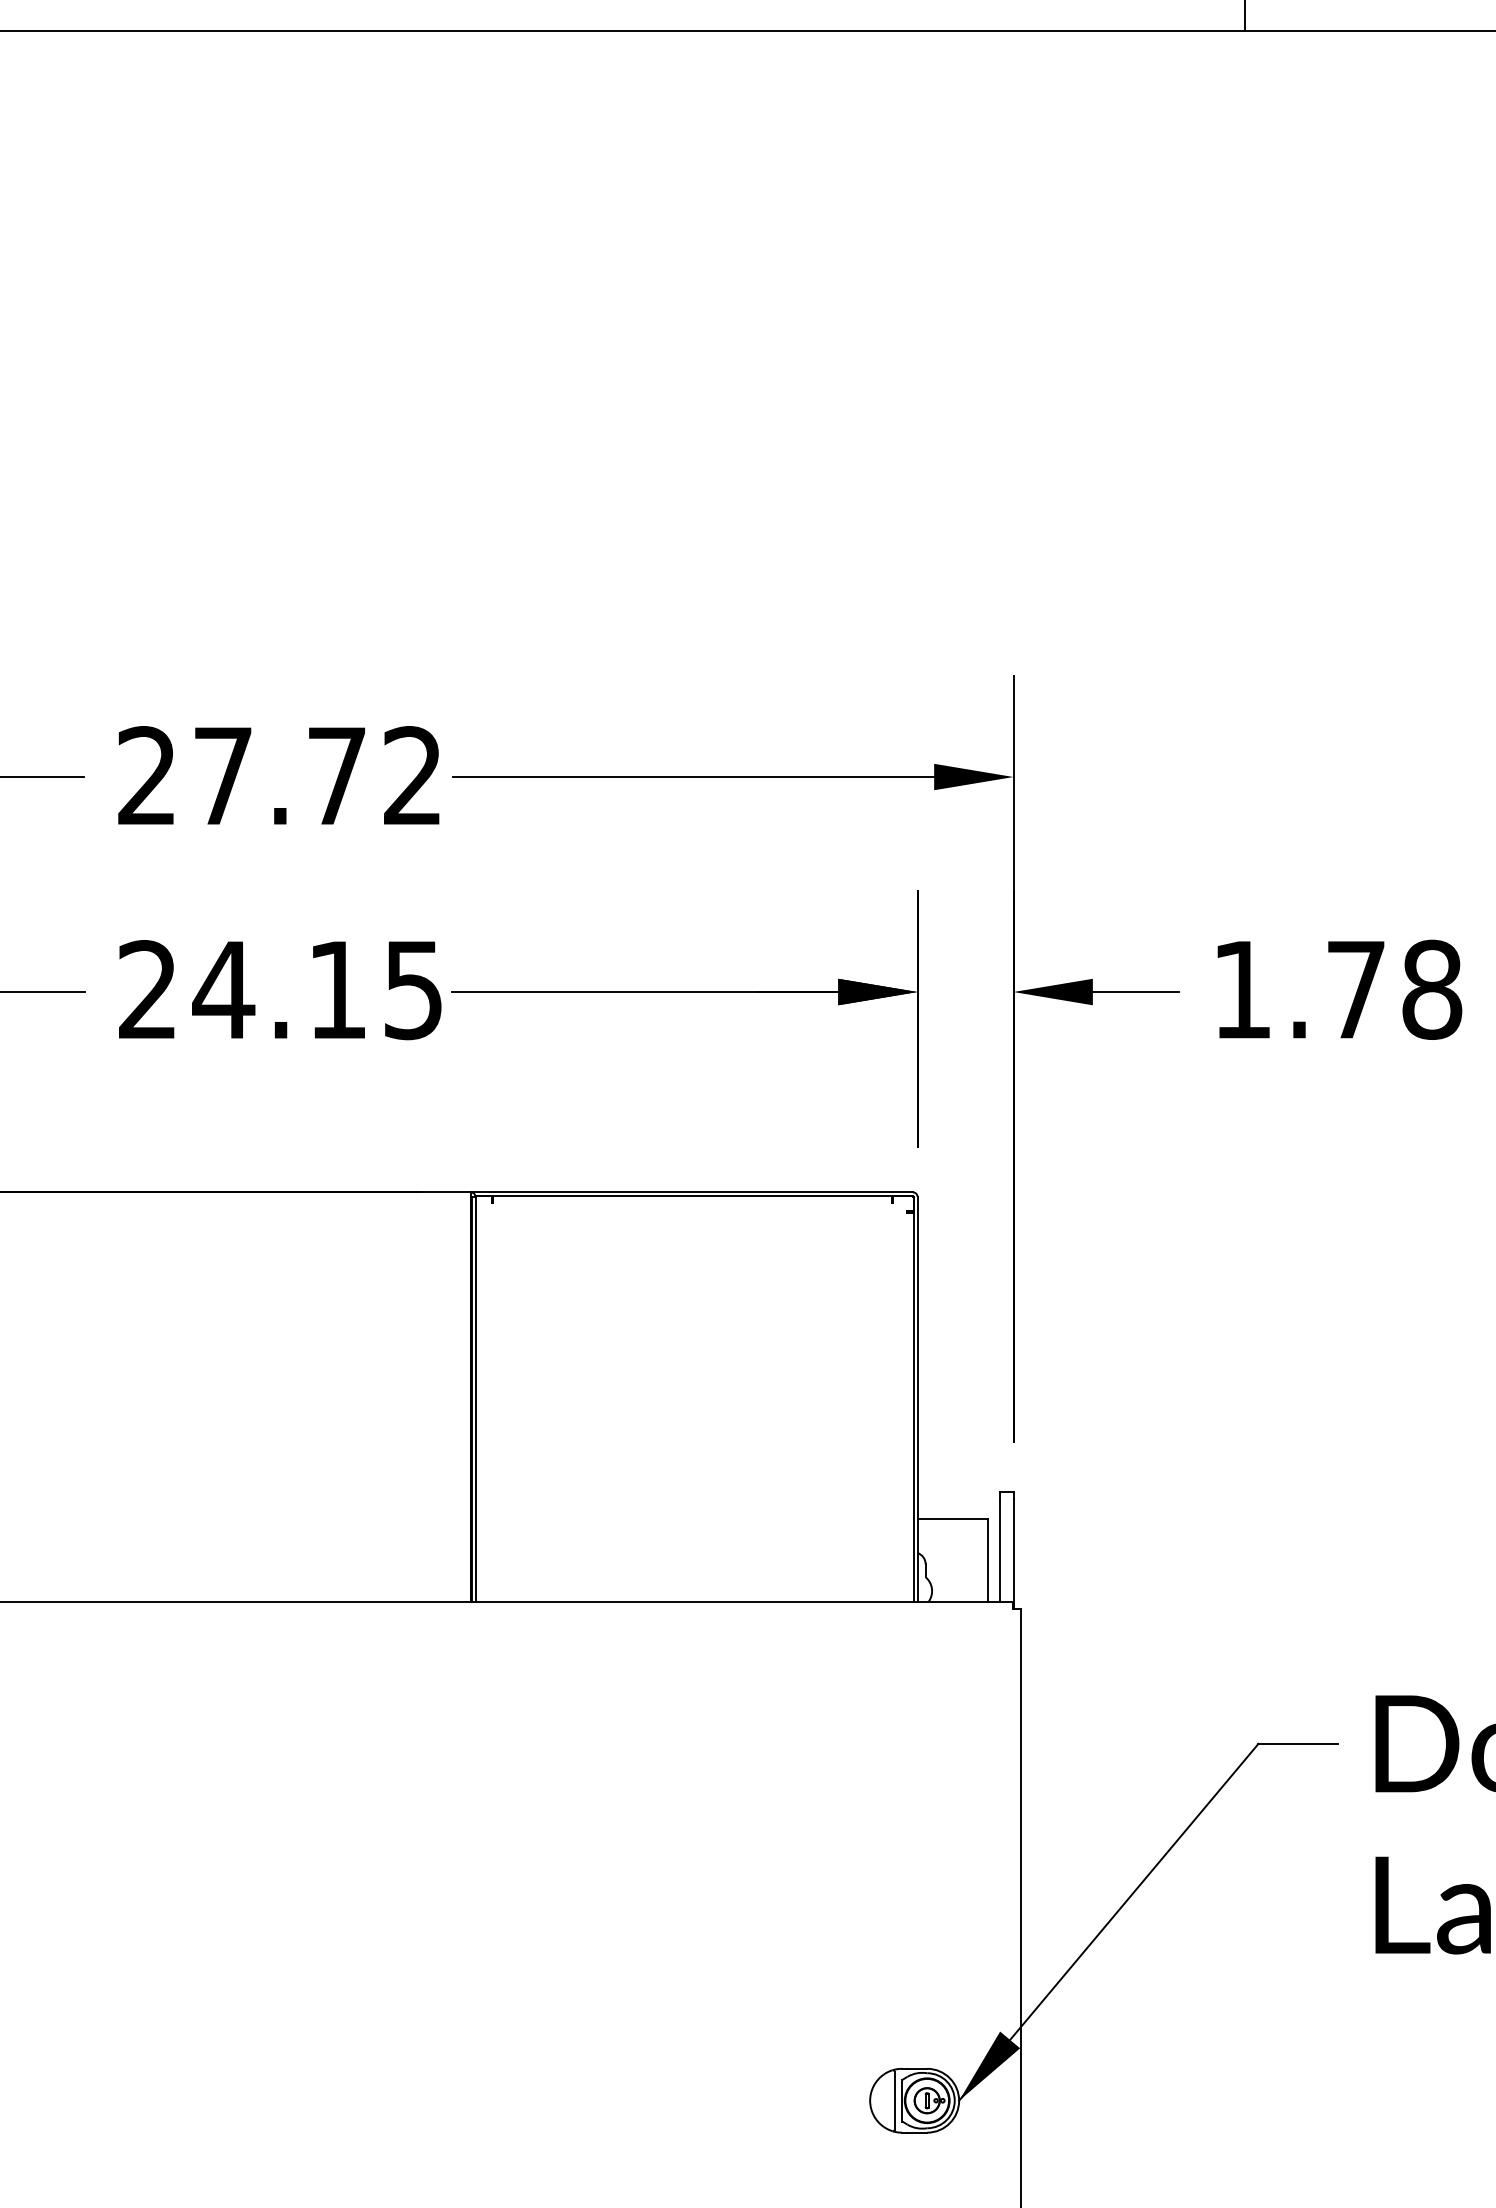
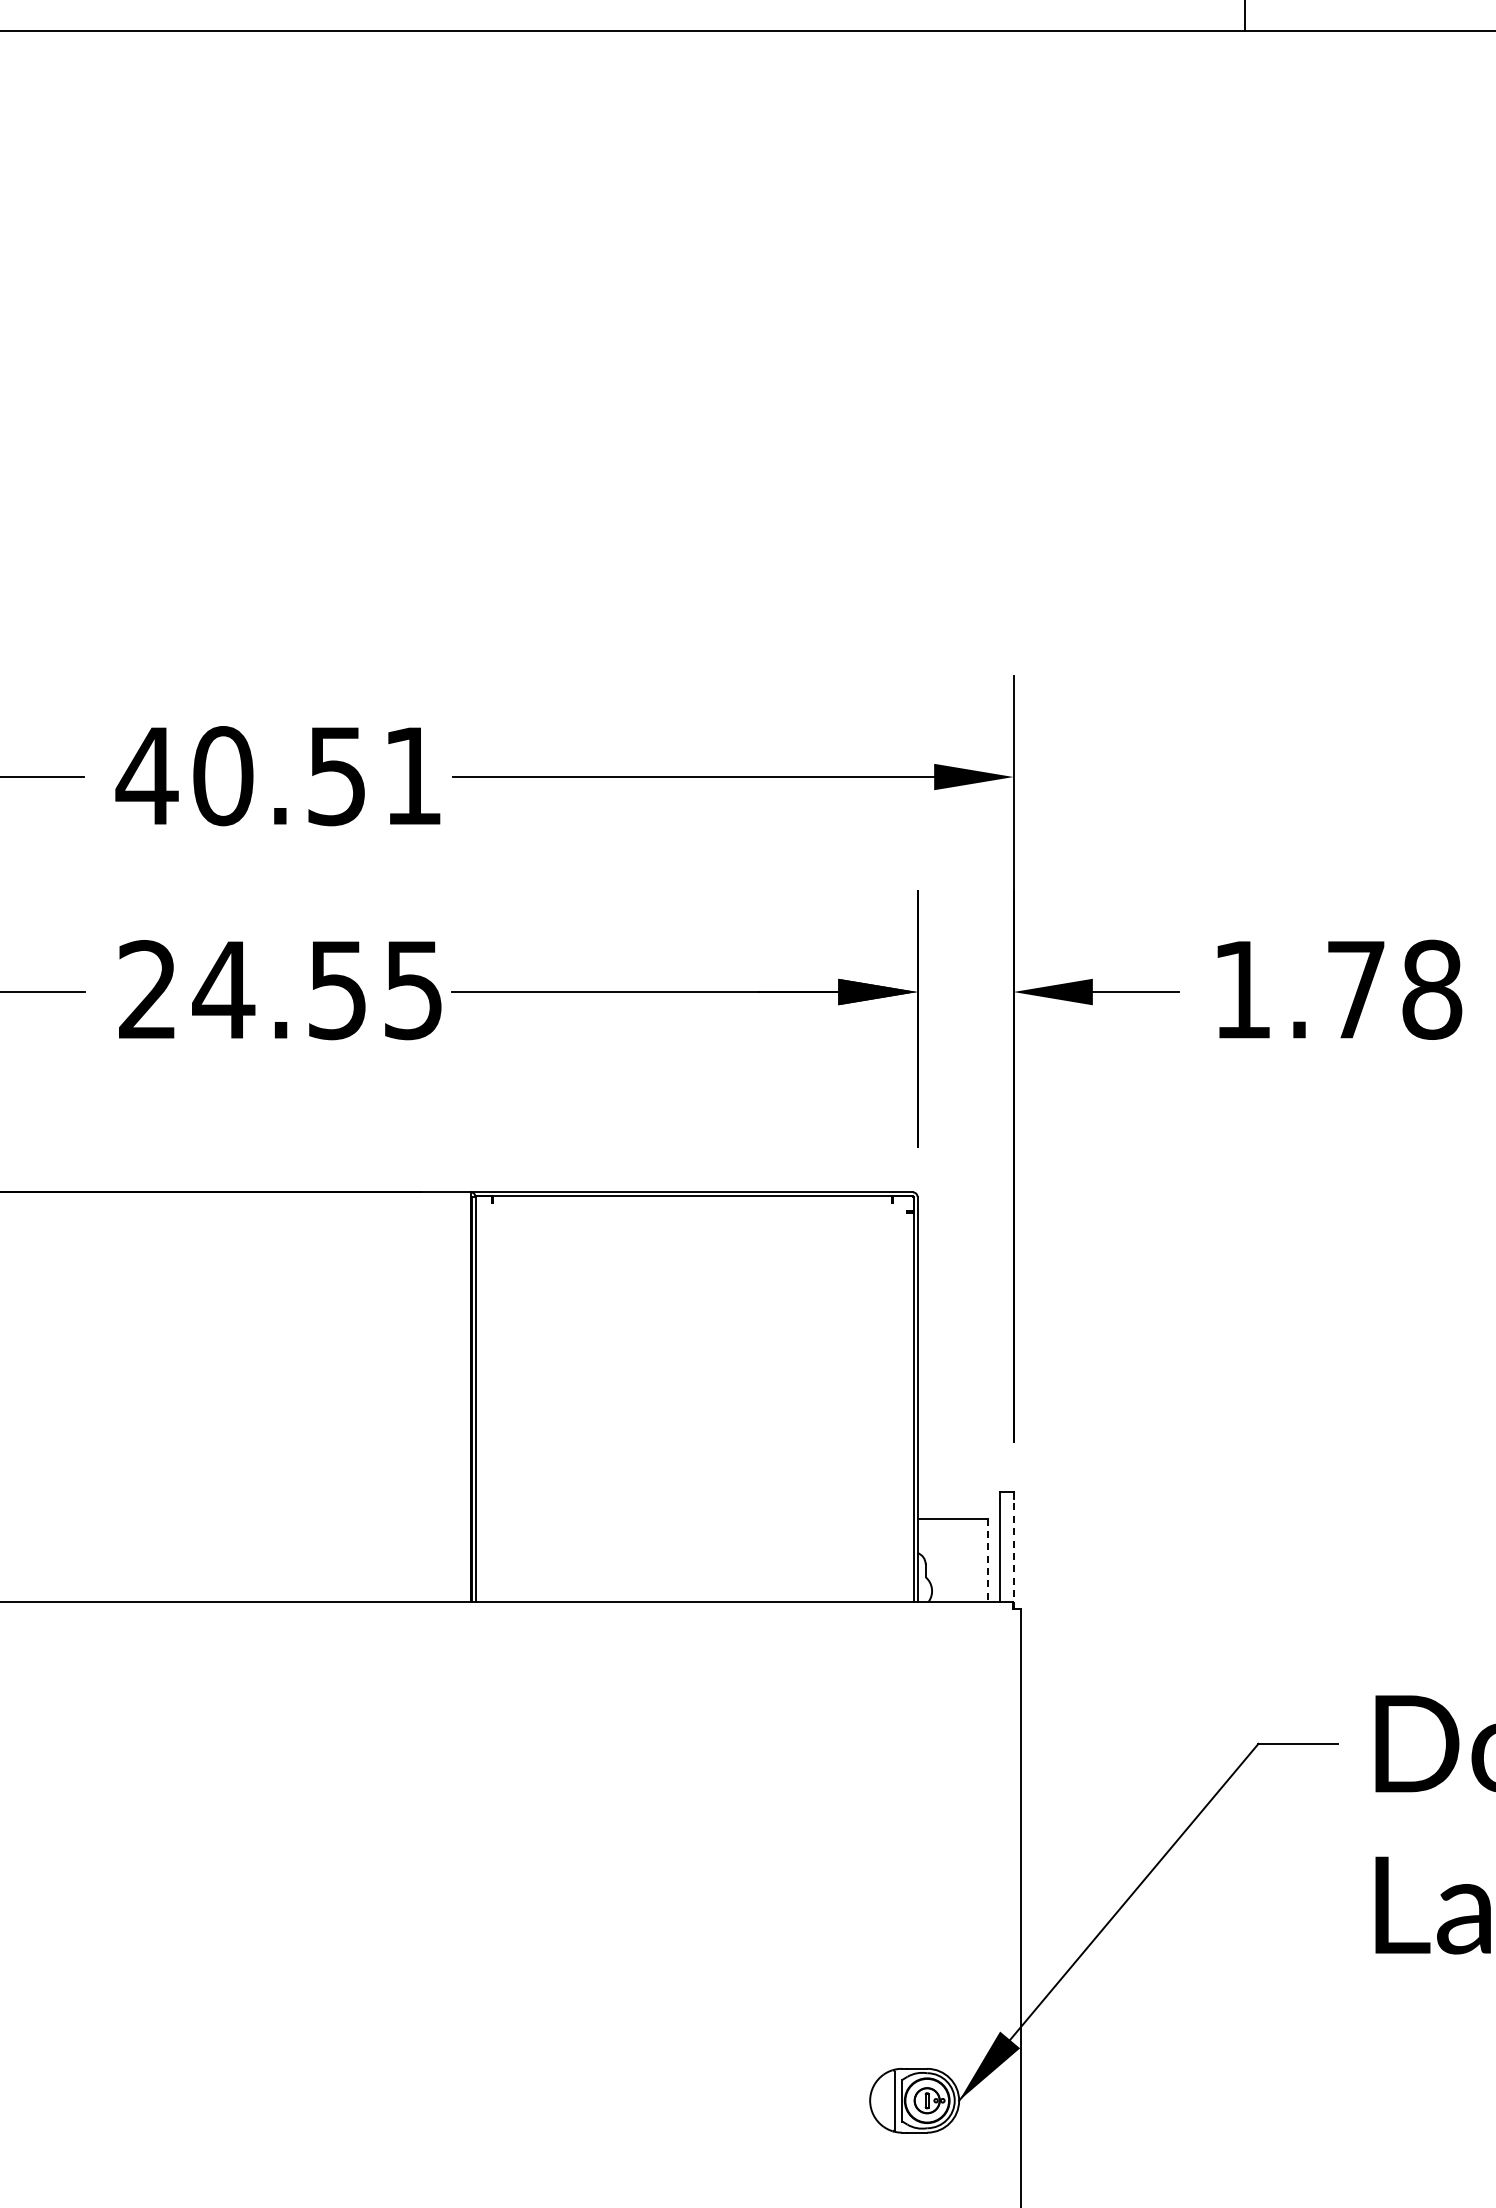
text: 27.72 -> 40.51 (277, 776)
text: 24.15 -> 24.55 (337, 990)
line: solid -> dashed (1013, 1553)
line: solid -> dashed (987, 1560)
